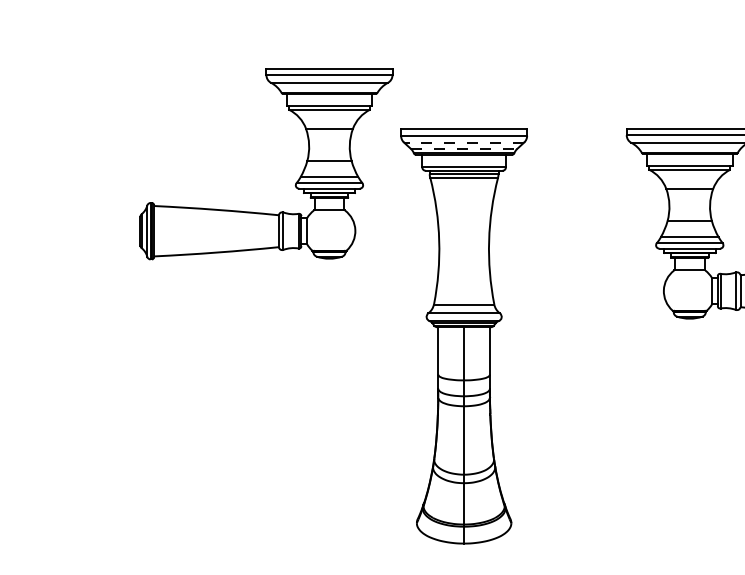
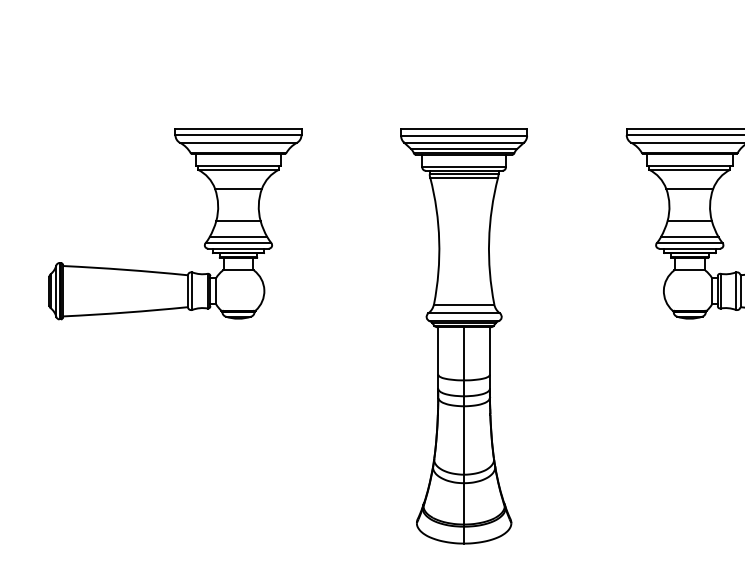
line: dashed -> solid (463, 142)
line: dashed -> solid (464, 148)
part position: (295, 182) -> (204, 242) (204, 242)
